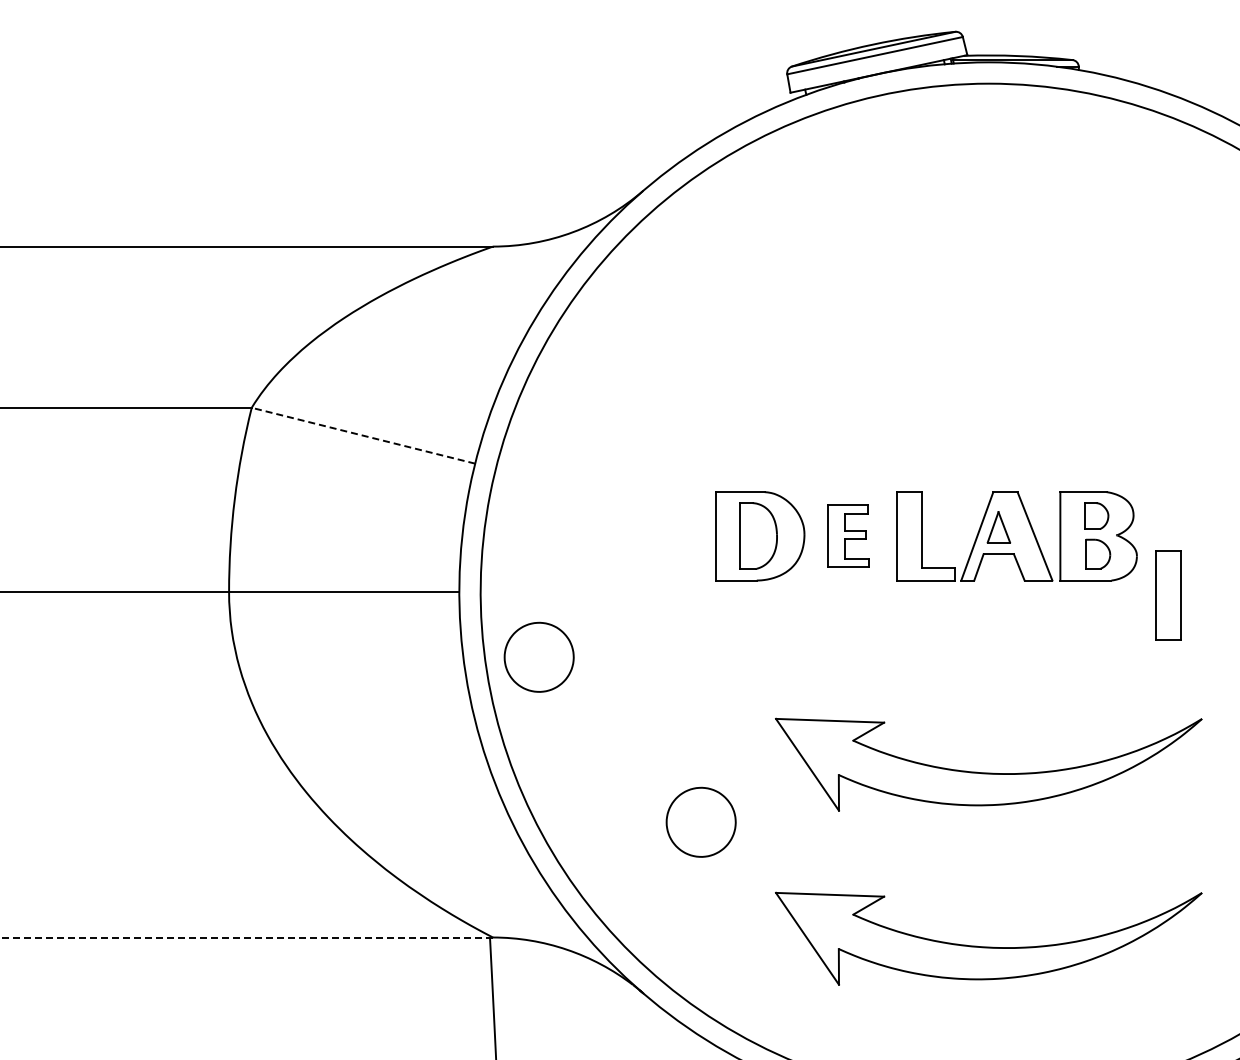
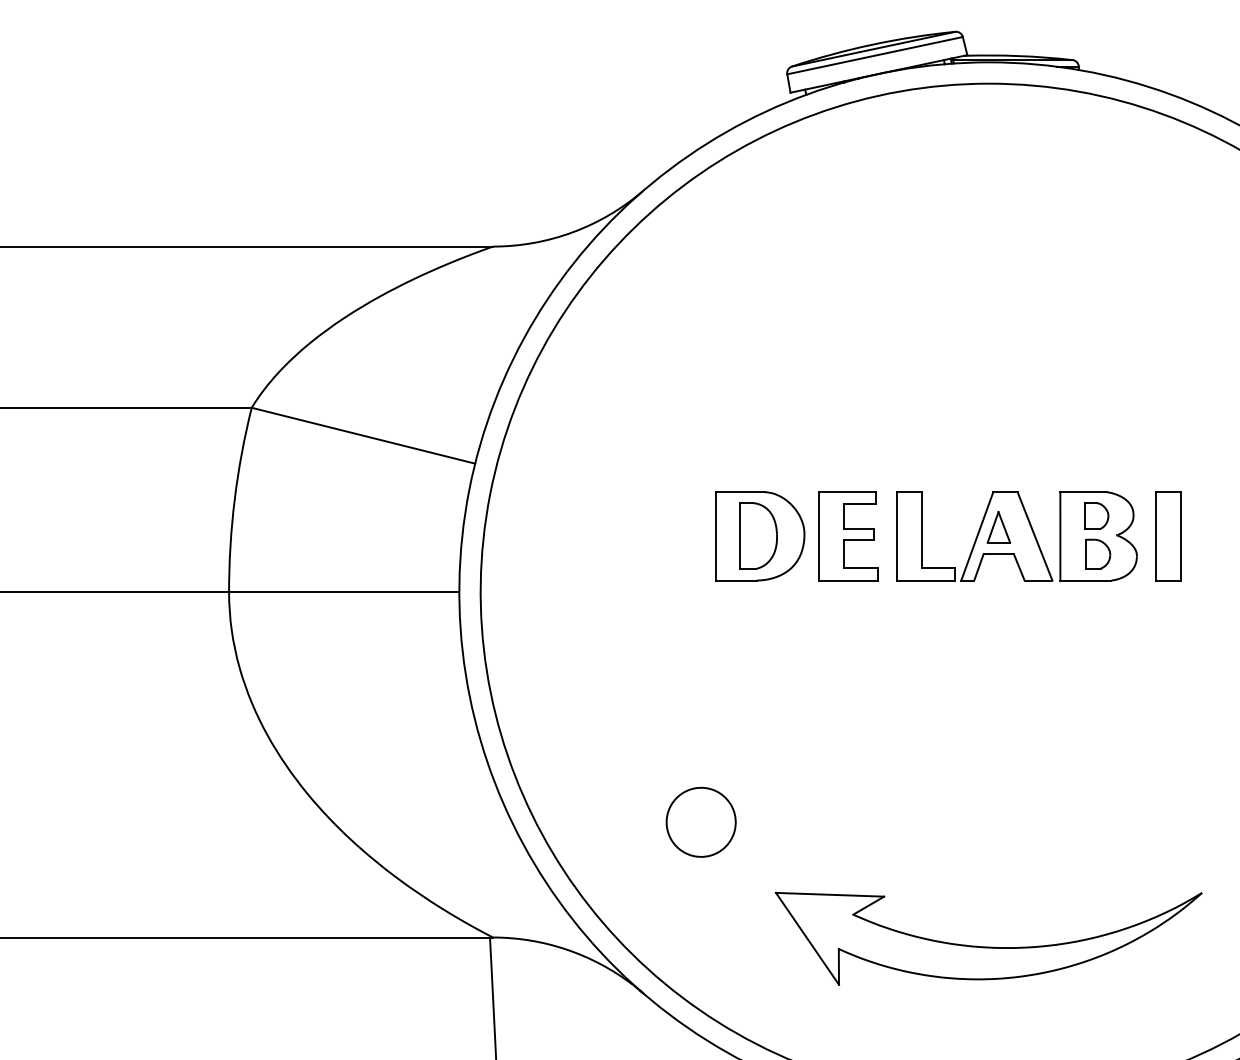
line: dashed -> solid (362, 435)
part size: 43x64 px -> 61x91 px (848, 536)
part position: (1168, 595) -> (1168, 536) (1168, 536)
part: present -> none (538, 656)
part: present -> none (988, 772)
line: dashed -> solid (246, 937)
